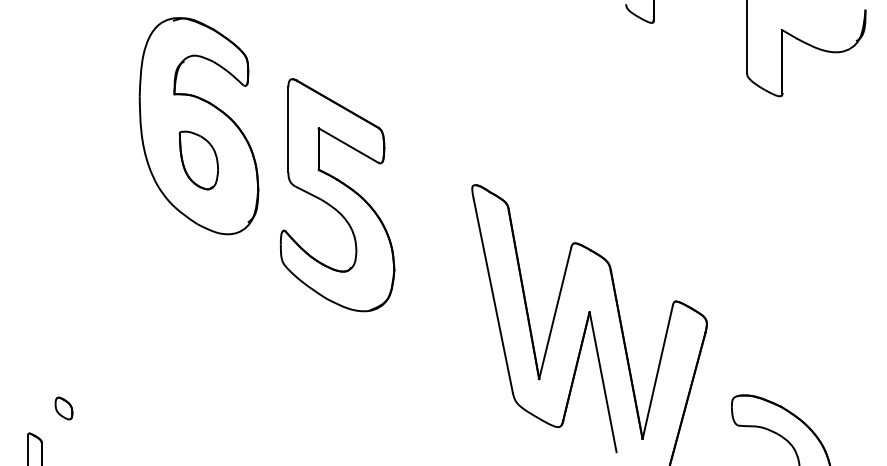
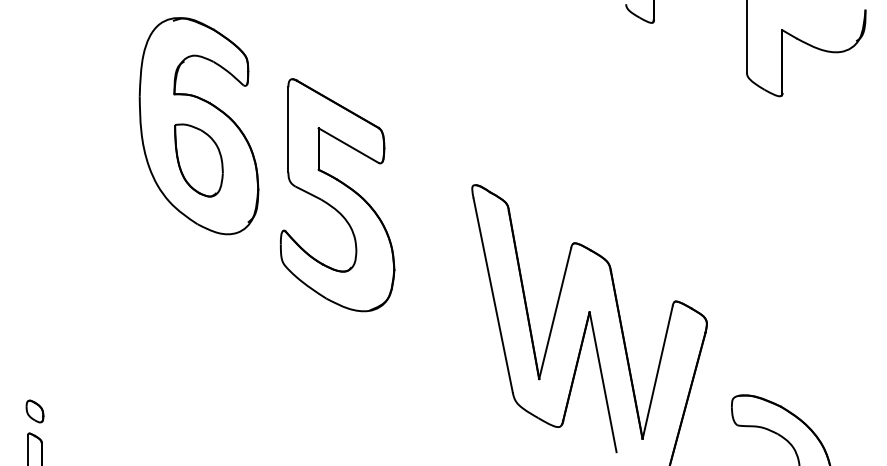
part size: 41x61 px -> 50x75 px (198, 160)
part position: (63, 408) -> (34, 411) (34, 411)
